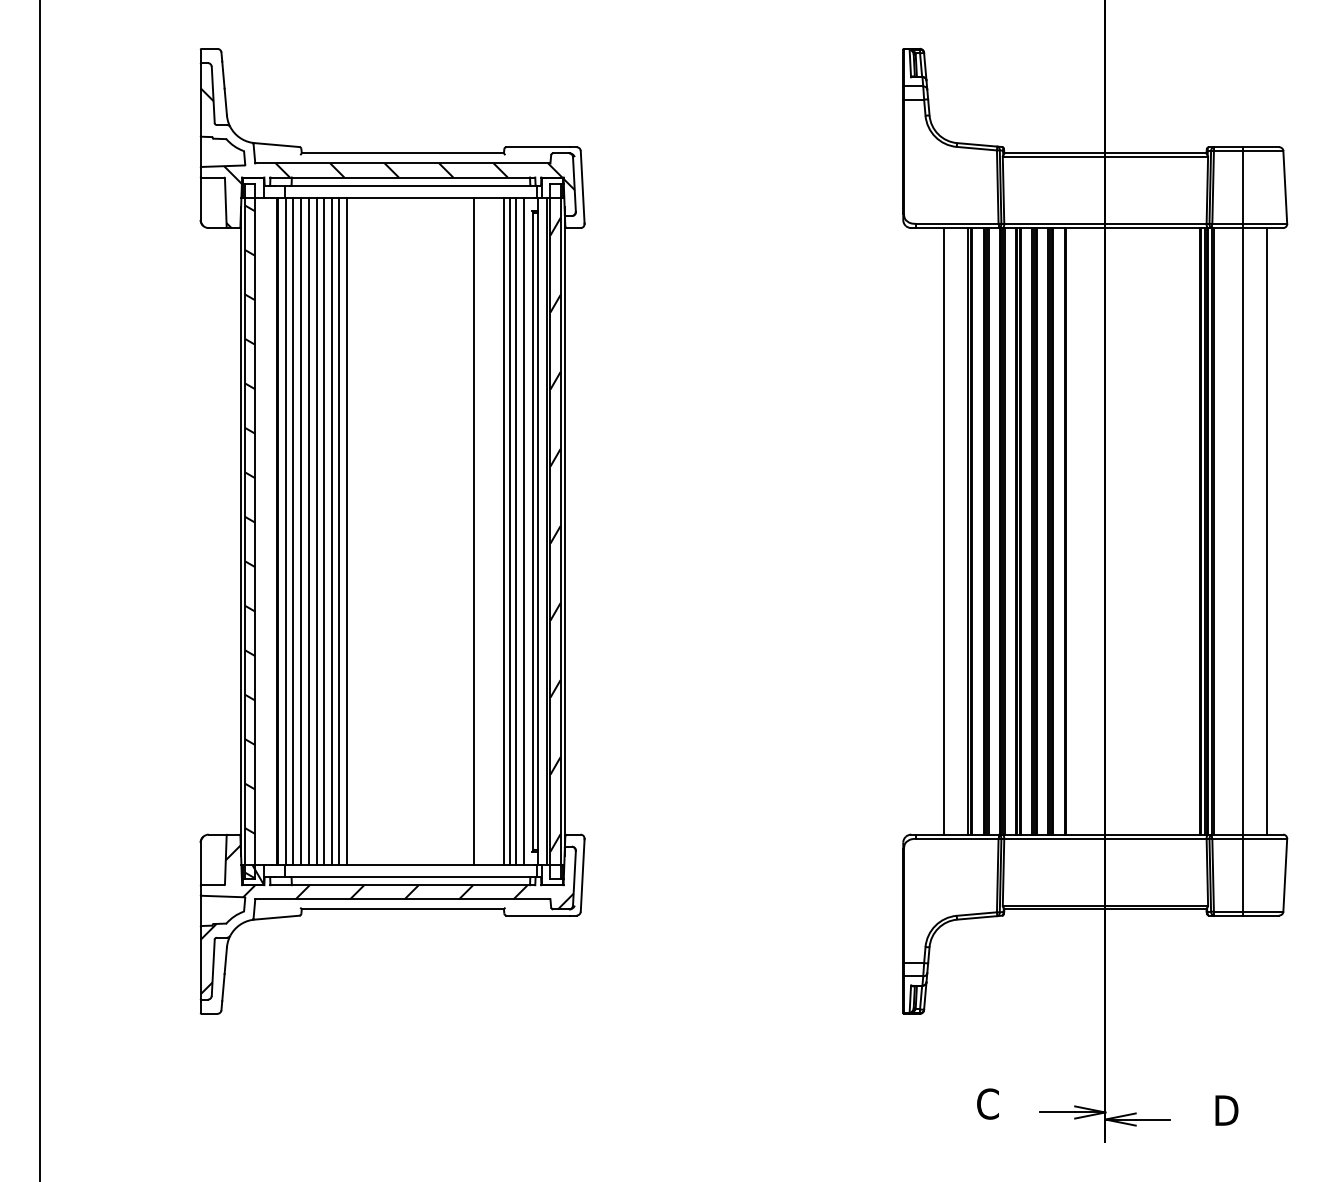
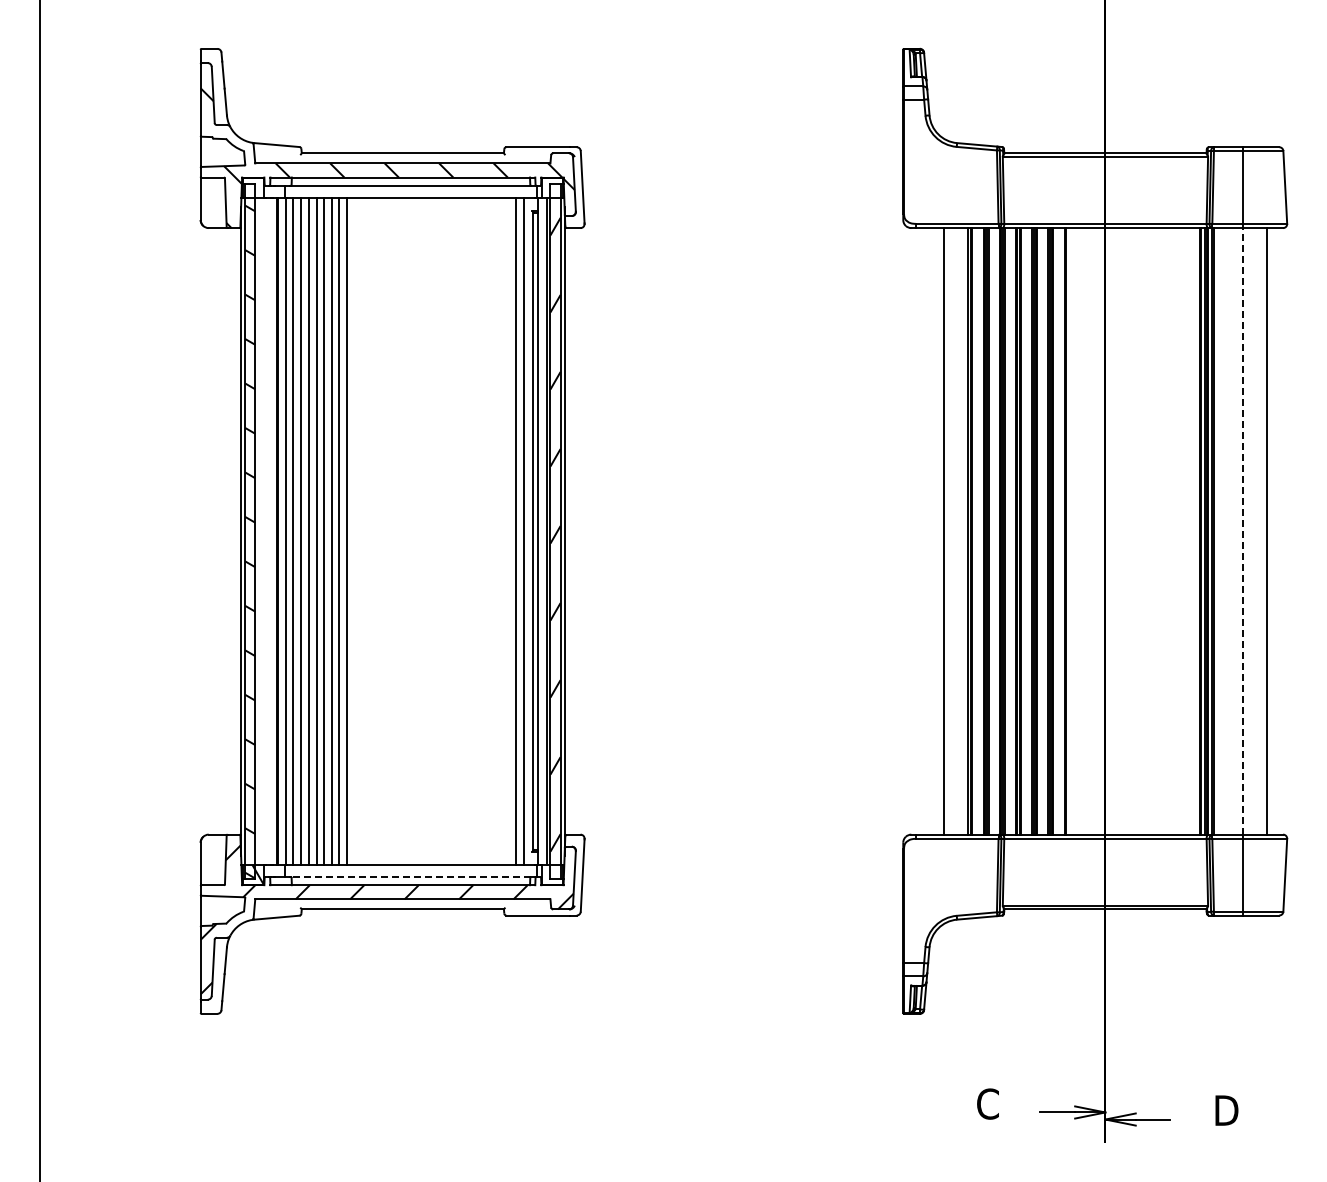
line: present -> none (474, 530)
line: present -> none (503, 530)
line: present -> none (510, 530)
line: solid -> dashed (1242, 530)
line: solid -> dashed (410, 877)
